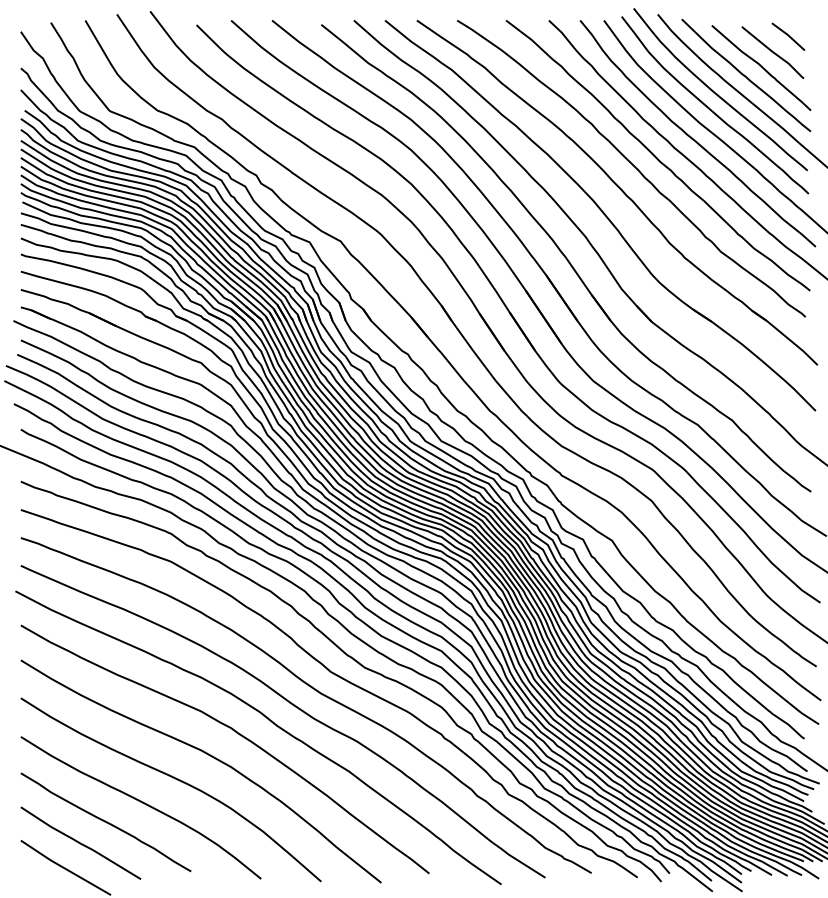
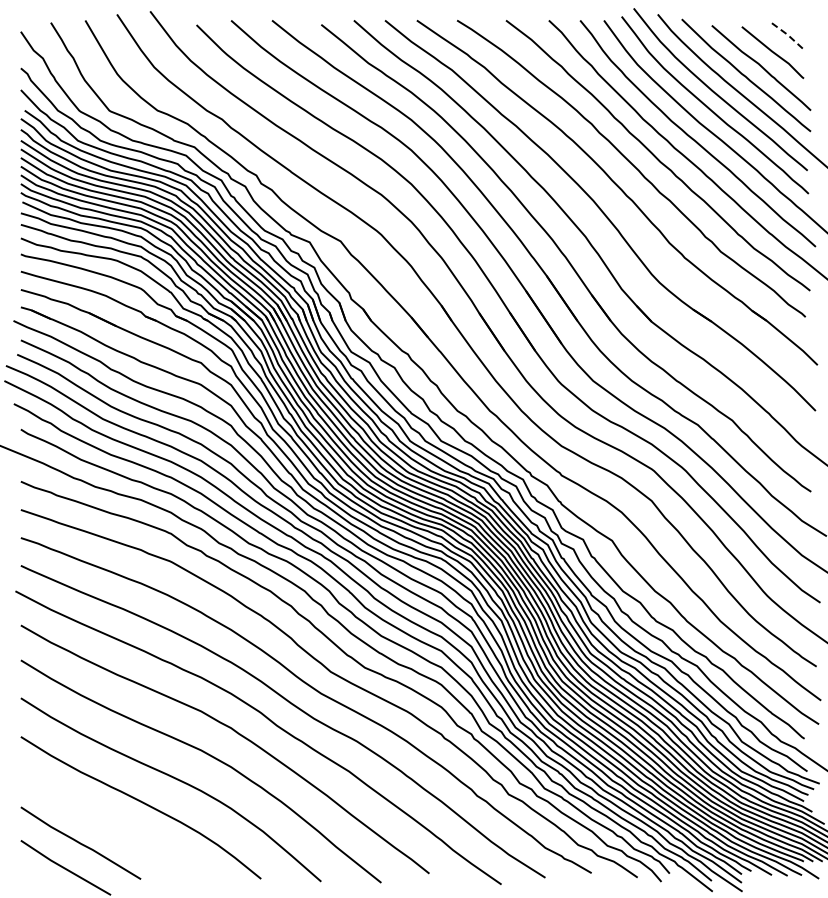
line: solid -> dashed (789, 36)
curve: present -> none (105, 822)
